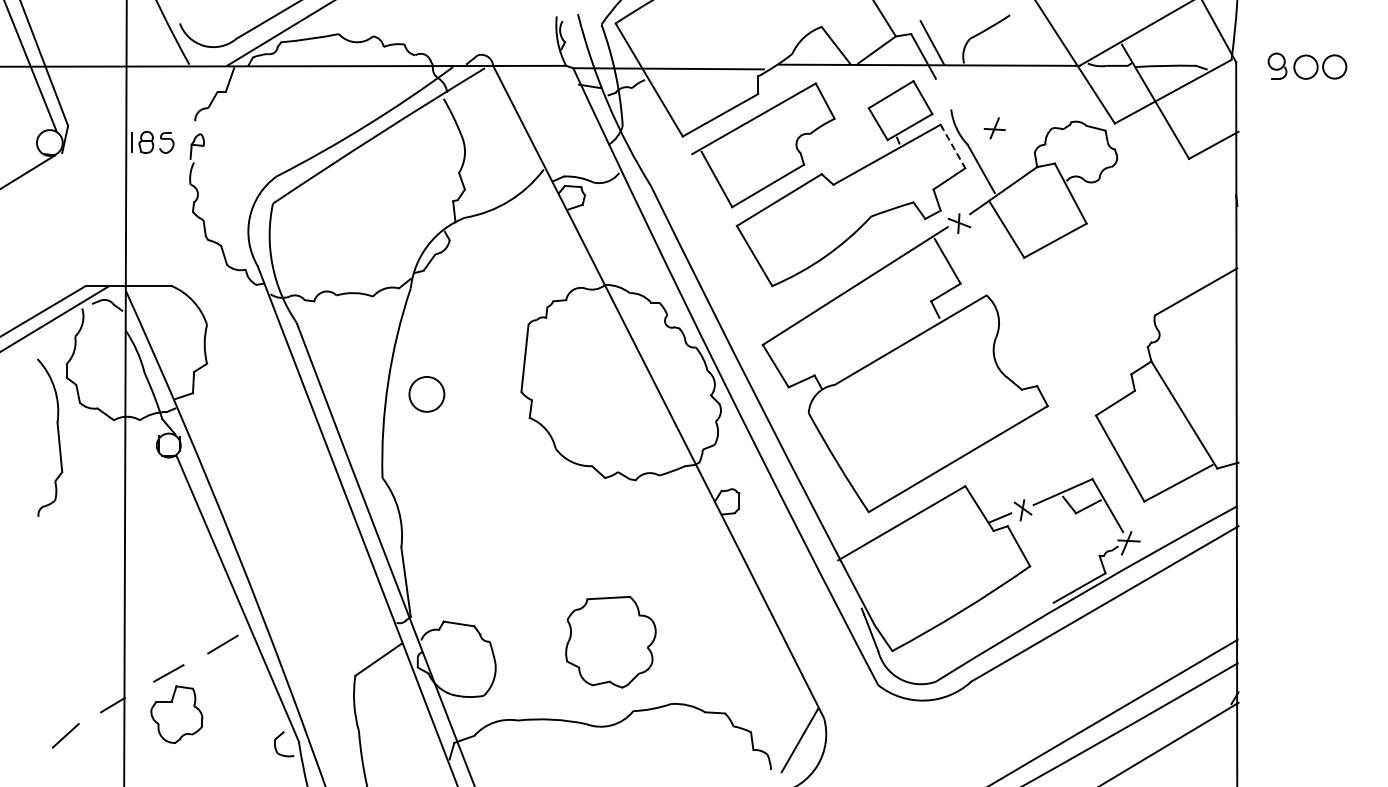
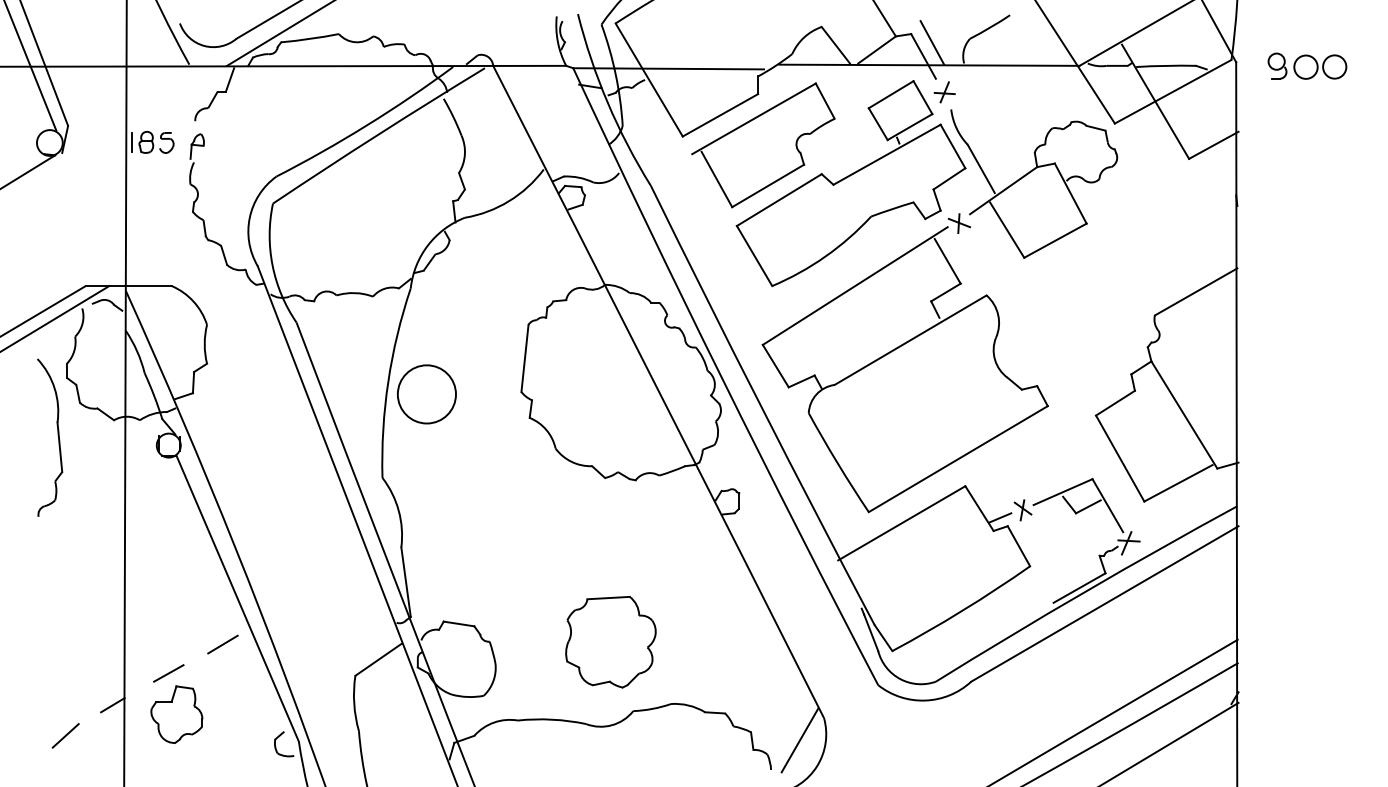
part position: (994, 128) -> (944, 92) (944, 92)
line: dashed -> solid (953, 146)
circle diameter: 35 px -> 58 px (426, 394)
